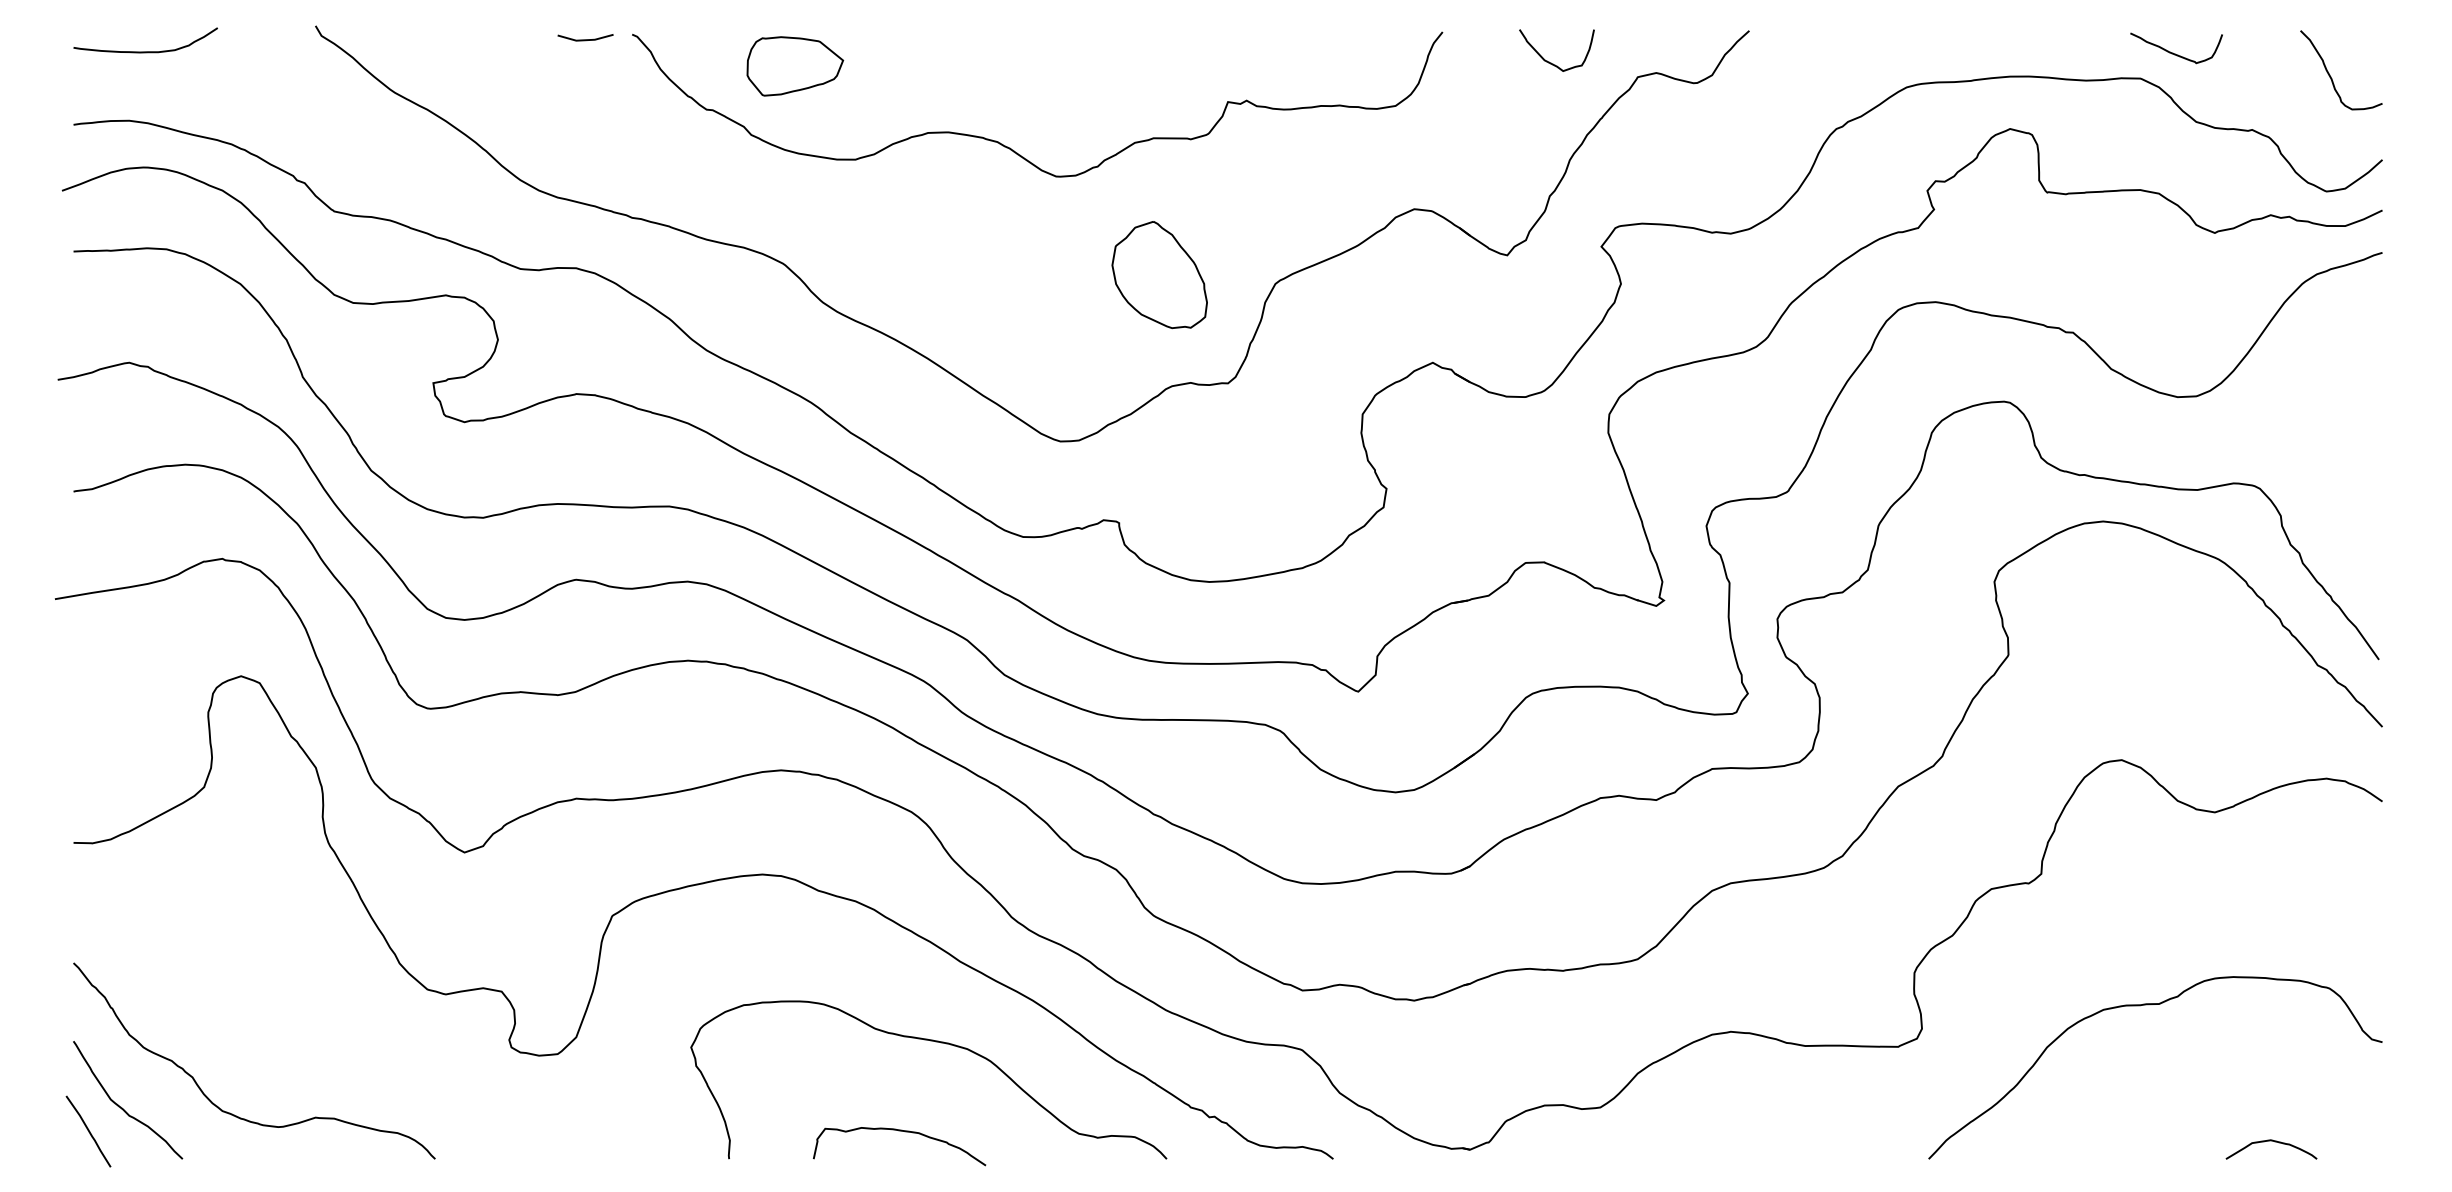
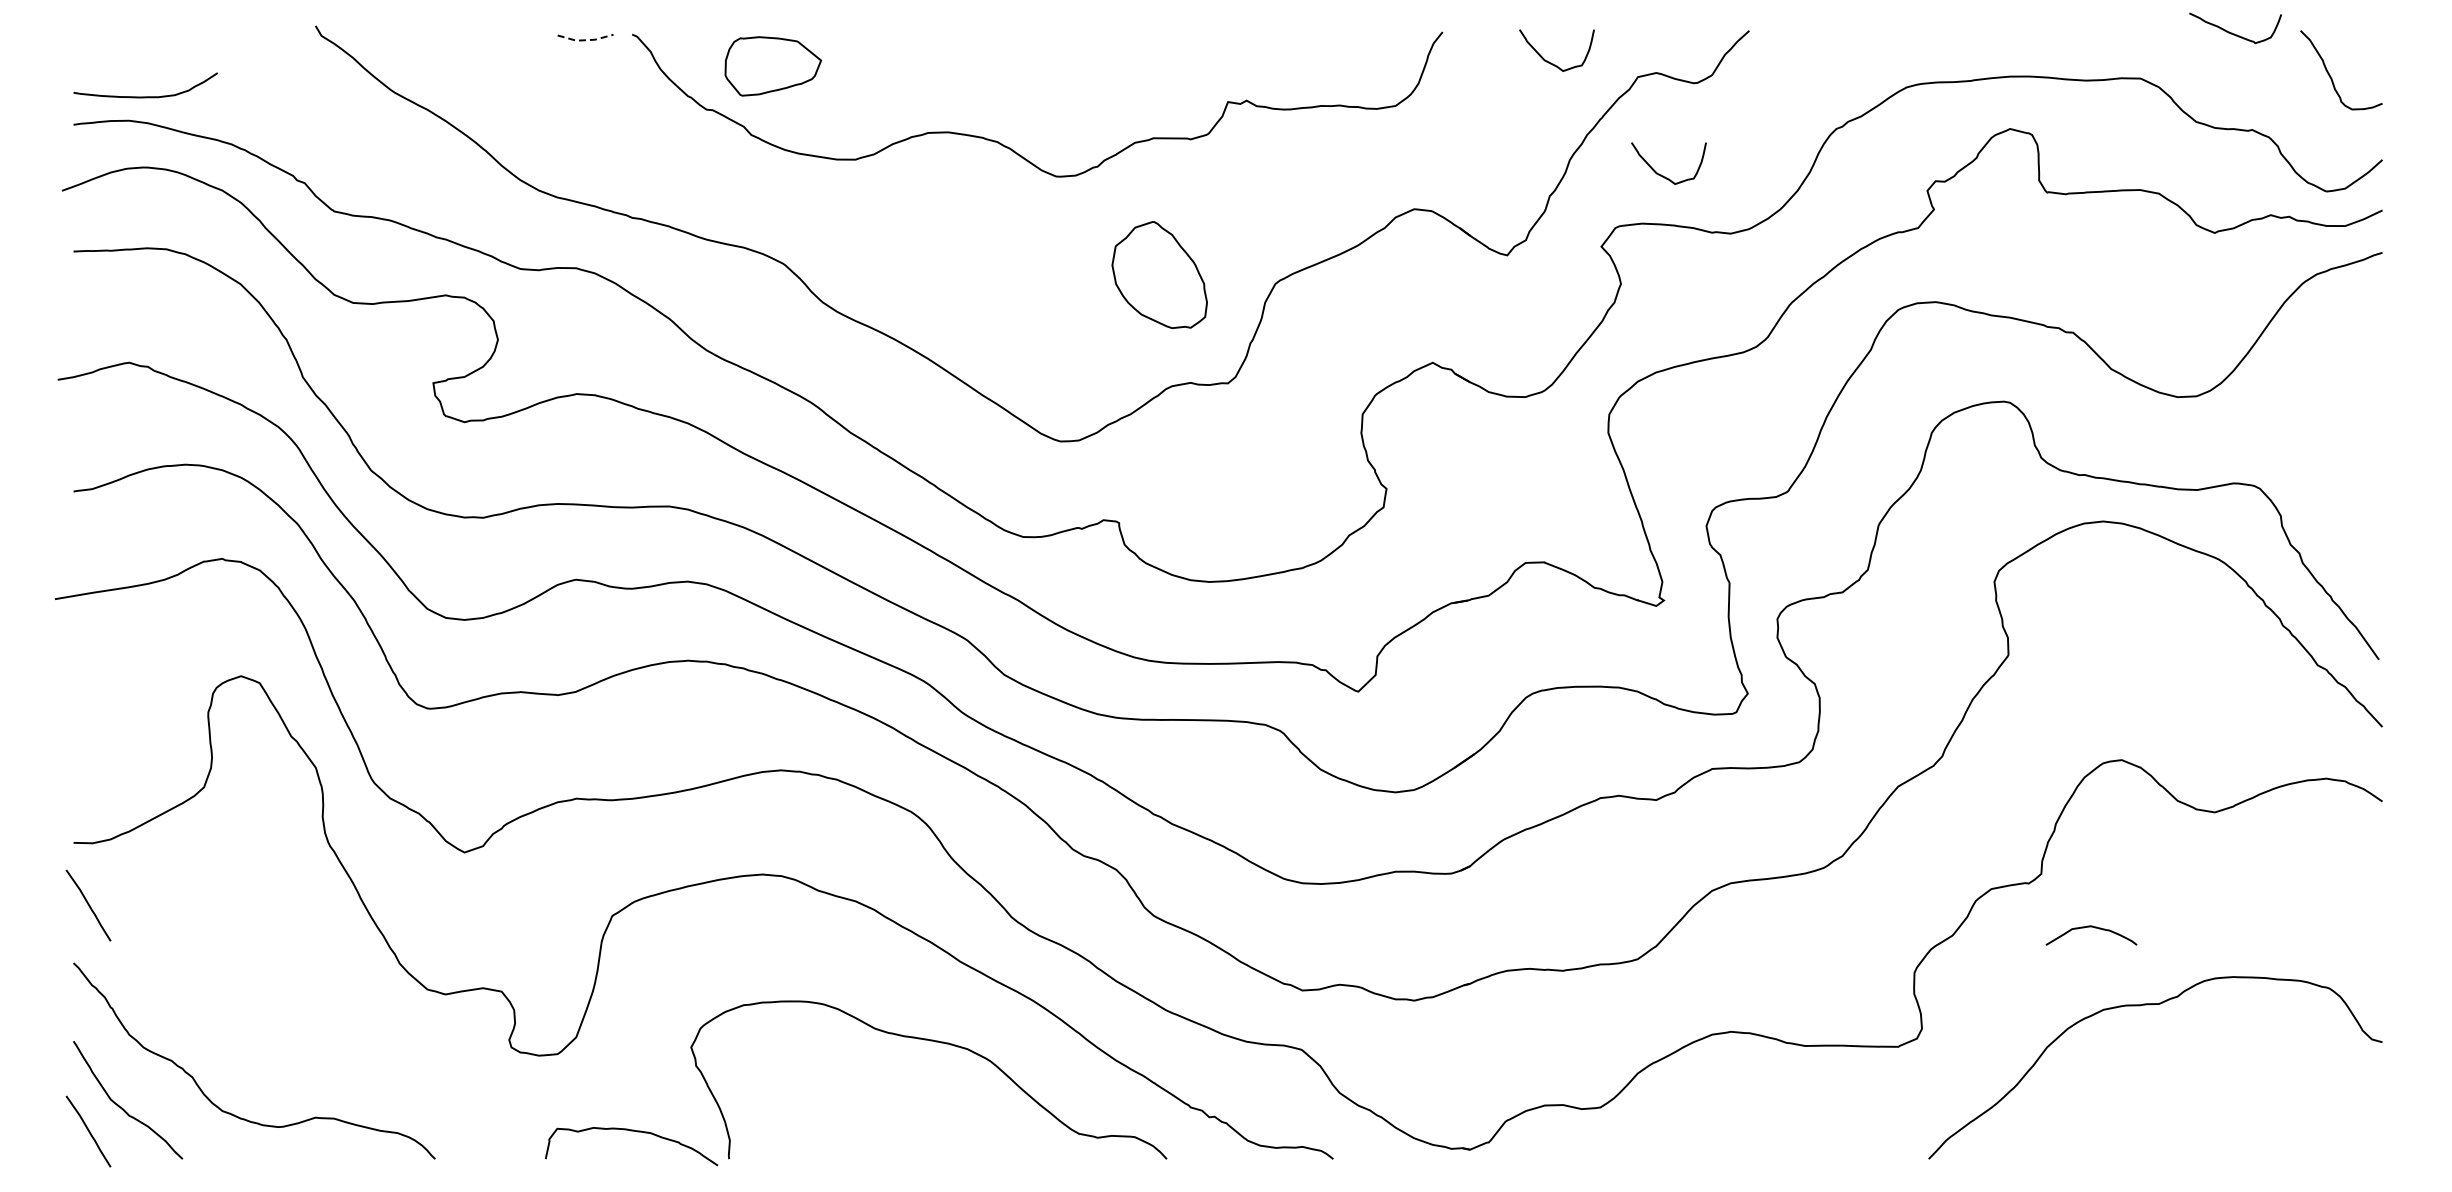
line: solid -> dashed (586, 40)
curve position: (145, 51) -> (145, 96) (145, 96)
curve position: (2173, 52) -> (2232, 32) (2232, 32)
part position: (795, 66) -> (773, 66) (773, 66)
curve: none -> present (1663, 175)
curve: none -> present (88, 905)
curve position: (899, 1131) -> (631, 1131) (631, 1131)
curve position: (2274, 1142) -> (2094, 928) (2094, 928)
